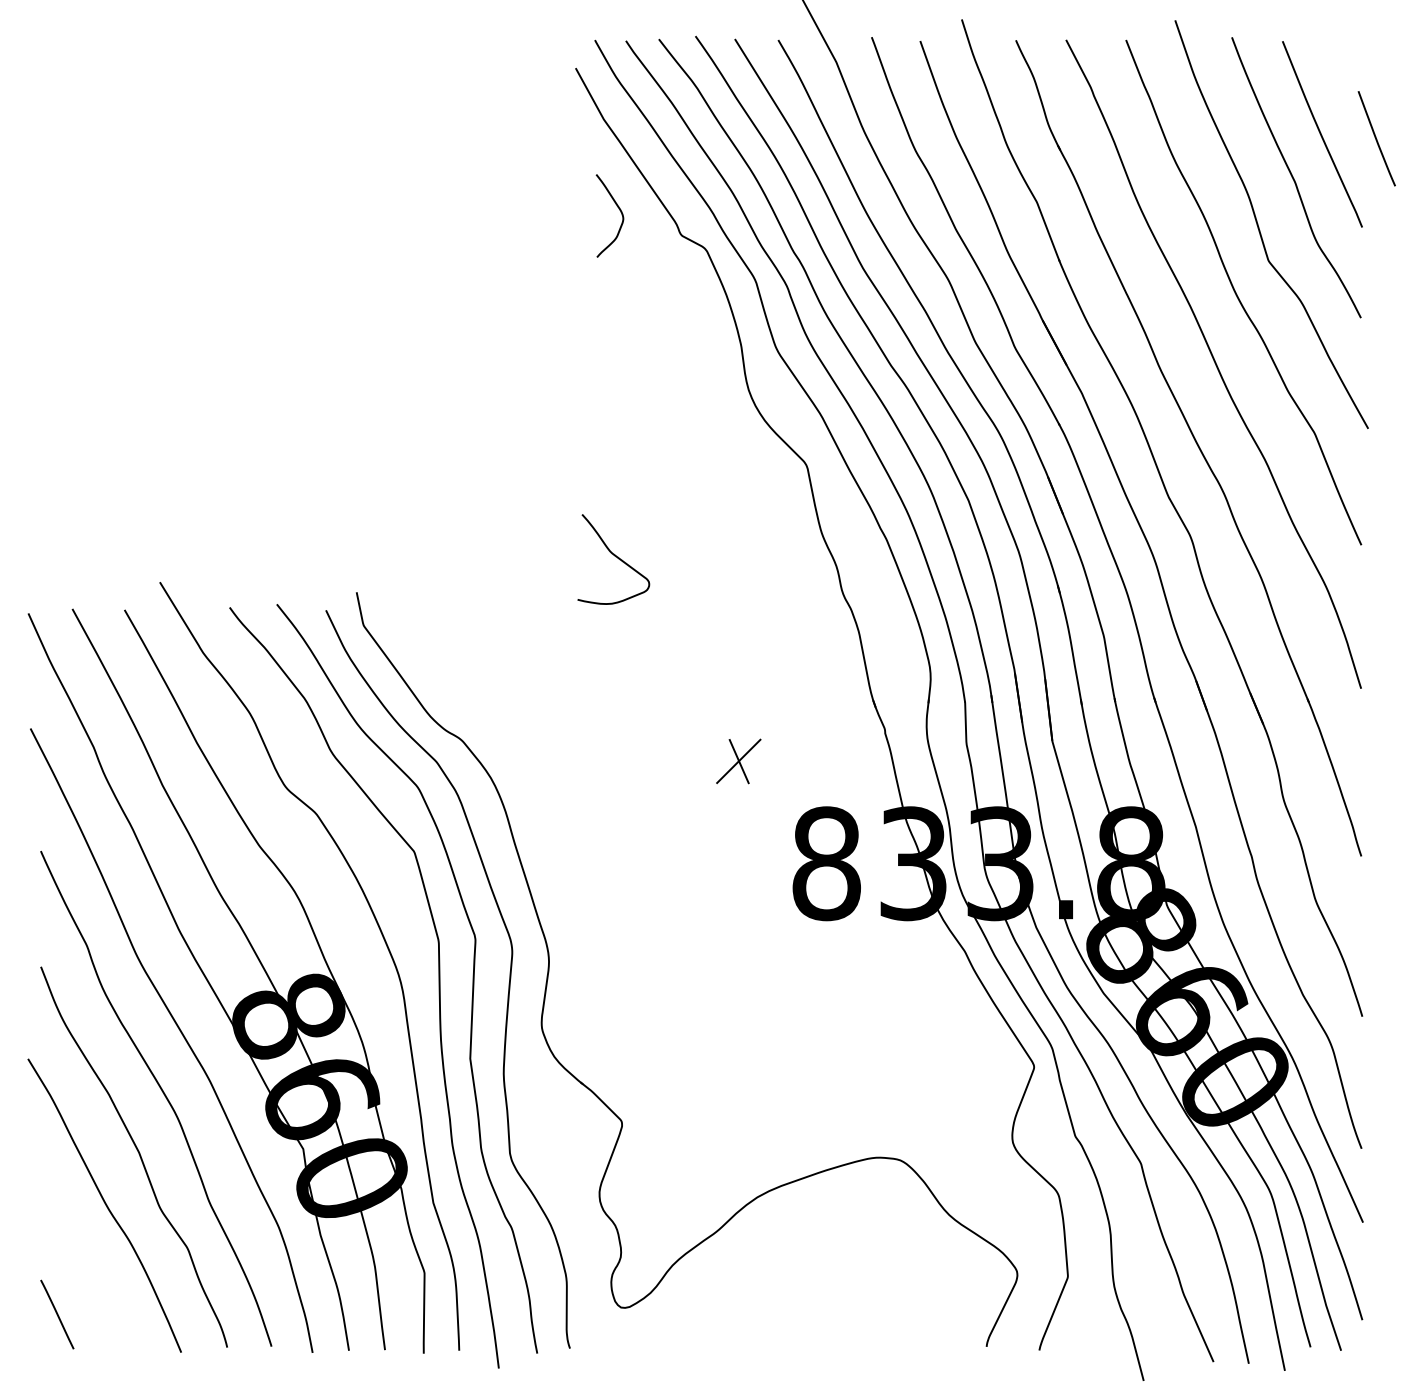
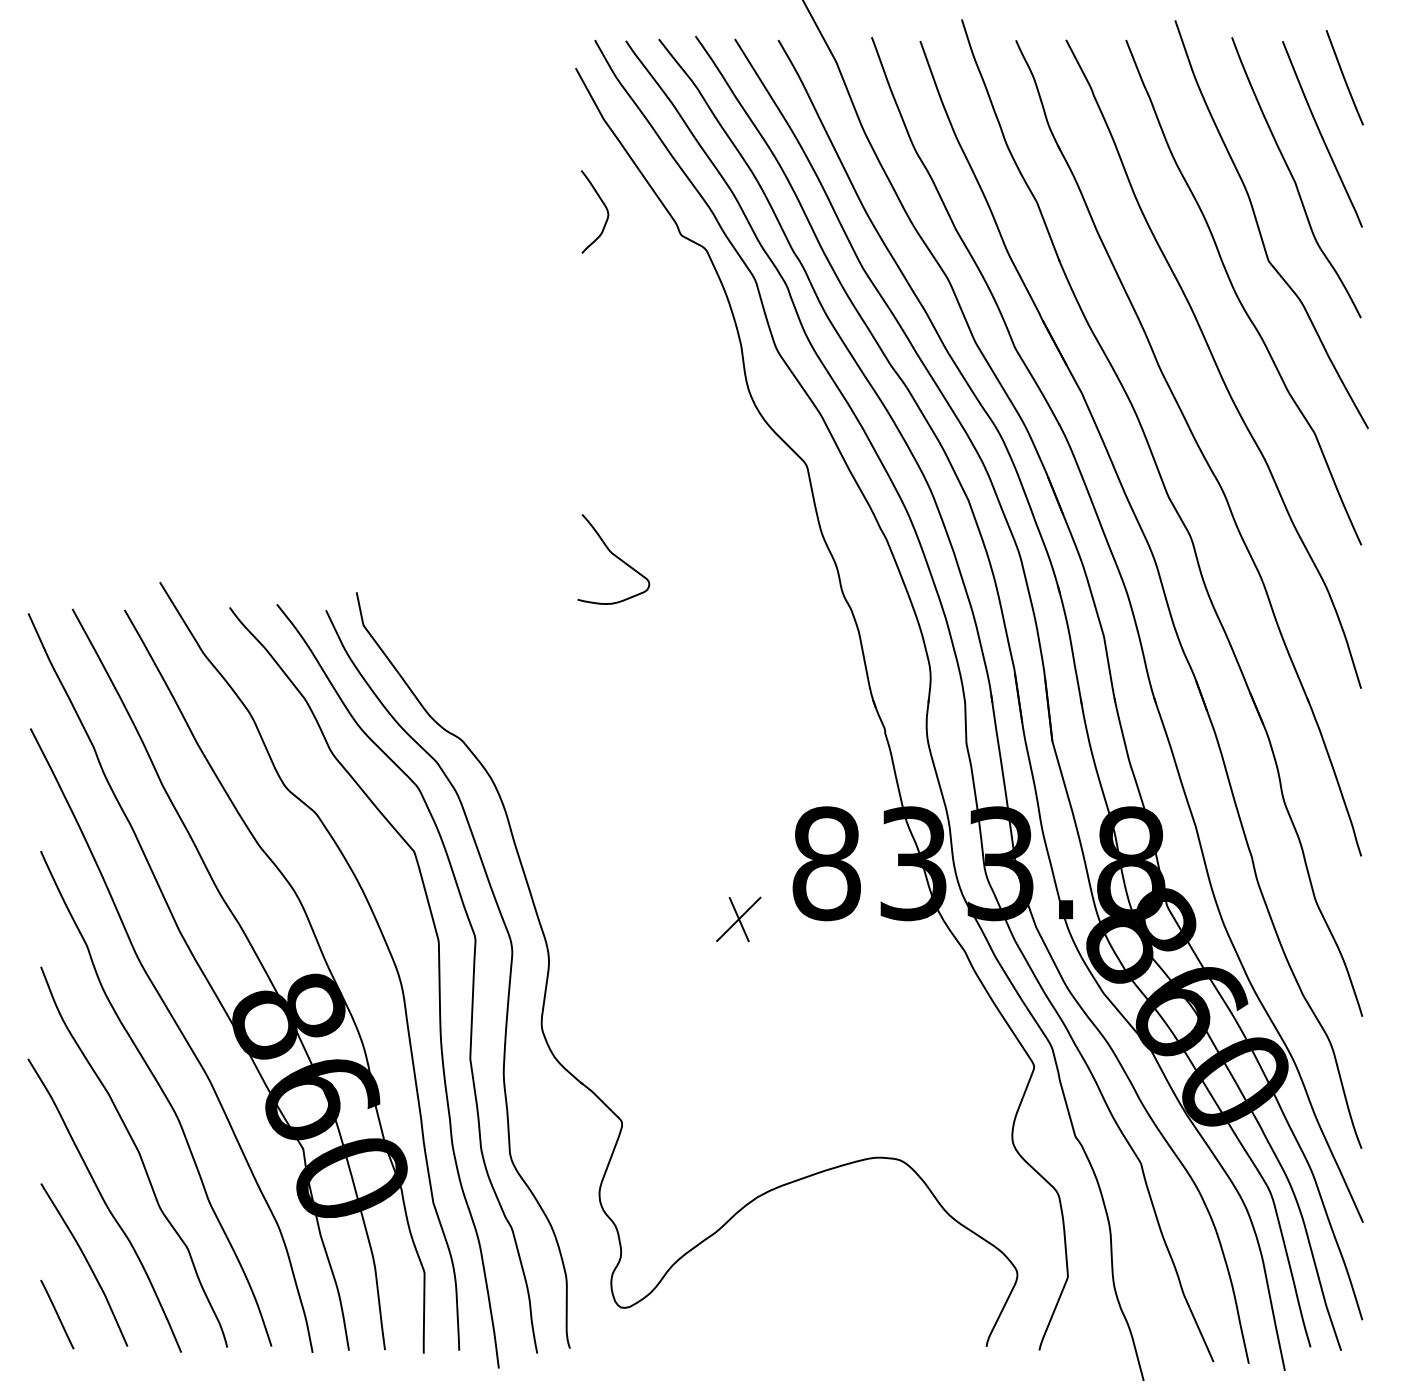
curve position: (1376, 138) -> (1344, 77) (1344, 77)
curve position: (619, 210) -> (604, 206) (604, 206)
part position: (738, 761) -> (738, 919) (738, 919)
curve: none -> present (86, 1262)
